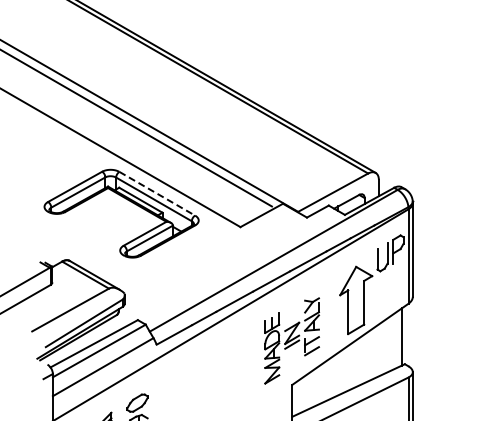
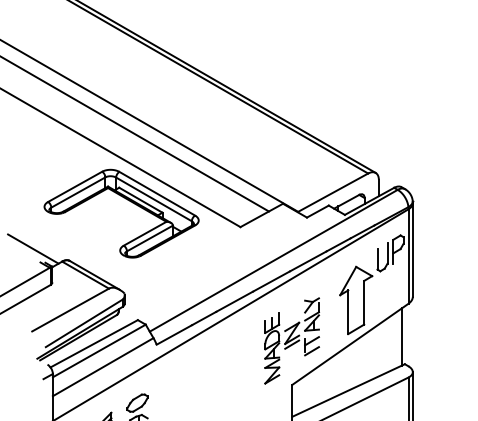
line position: (136, 128) -> (135, 134) (135, 134)
line: dashed -> solid (157, 193)
line: none -> present (33, 248)
